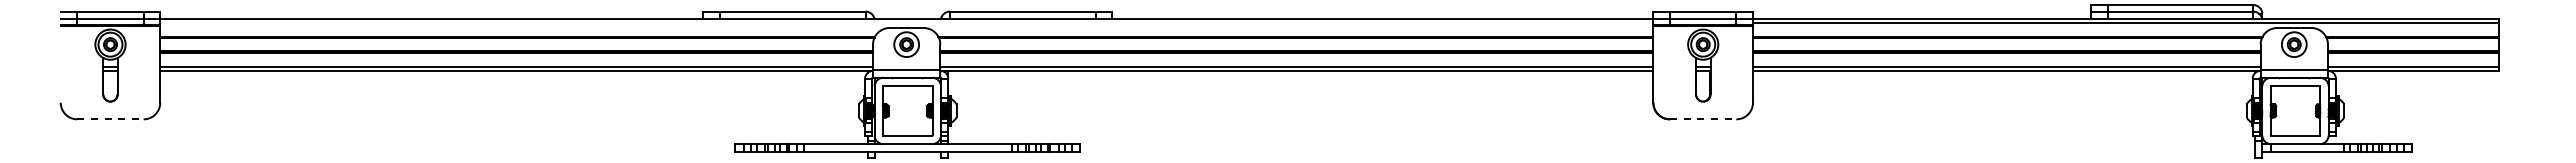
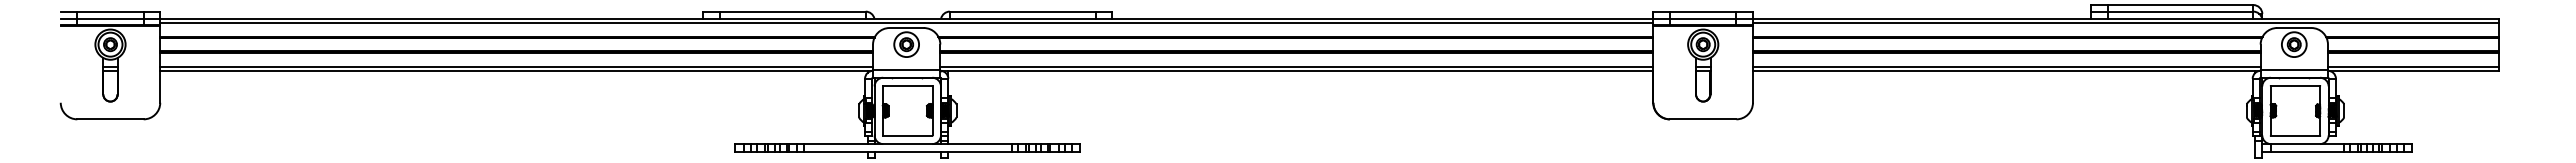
line: none -> present (906, 22)
line: dashed -> solid (111, 119)
line: dashed -> solid (1703, 119)
